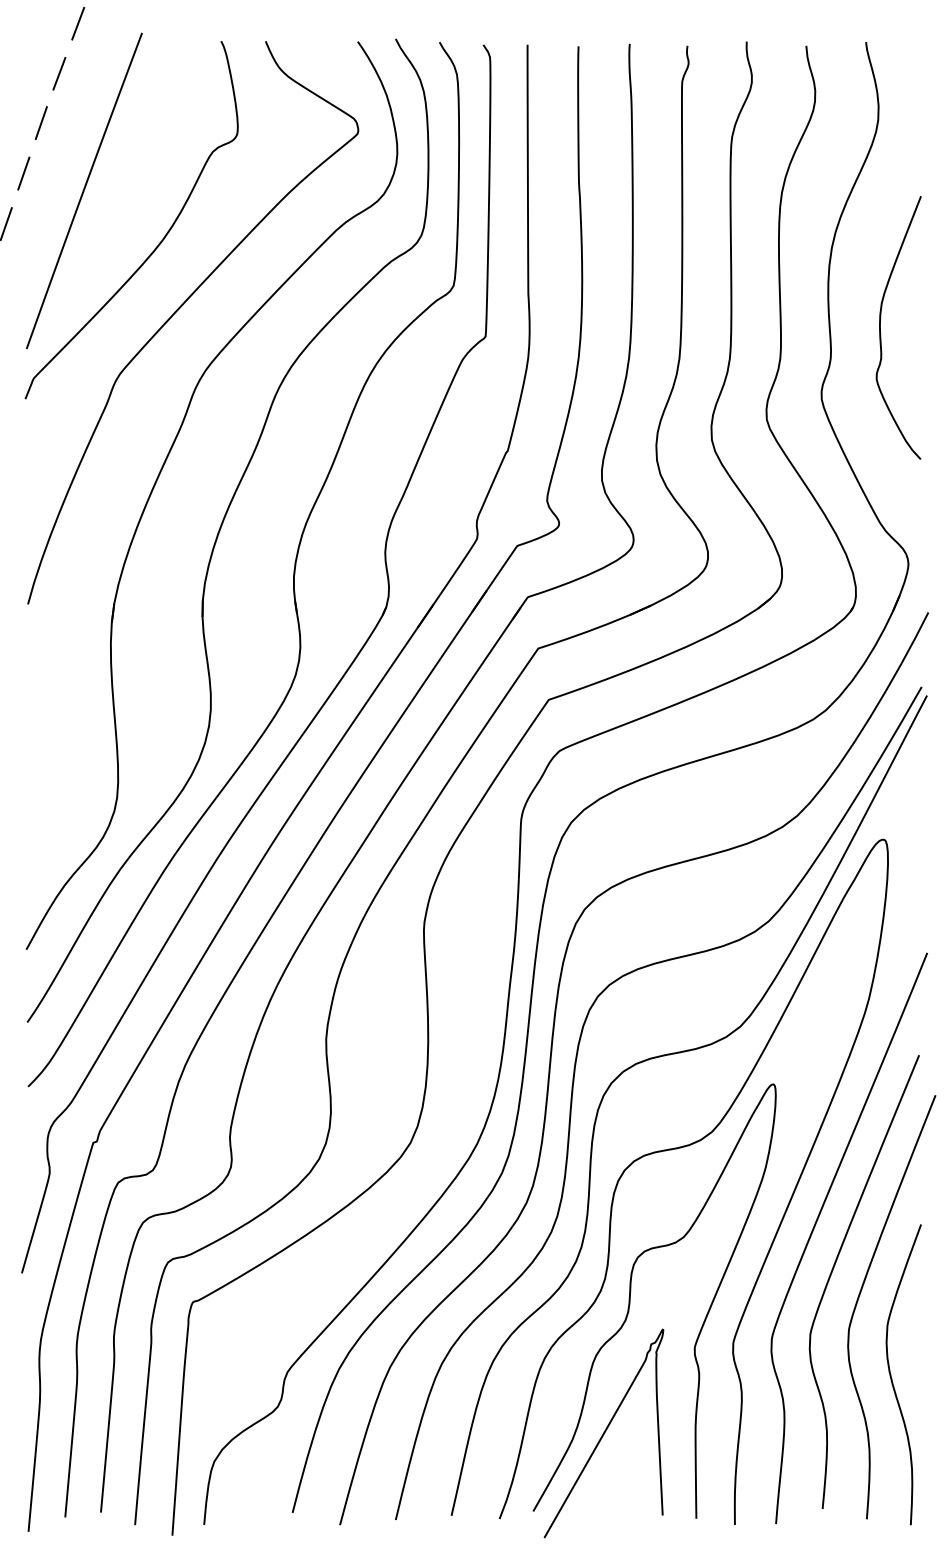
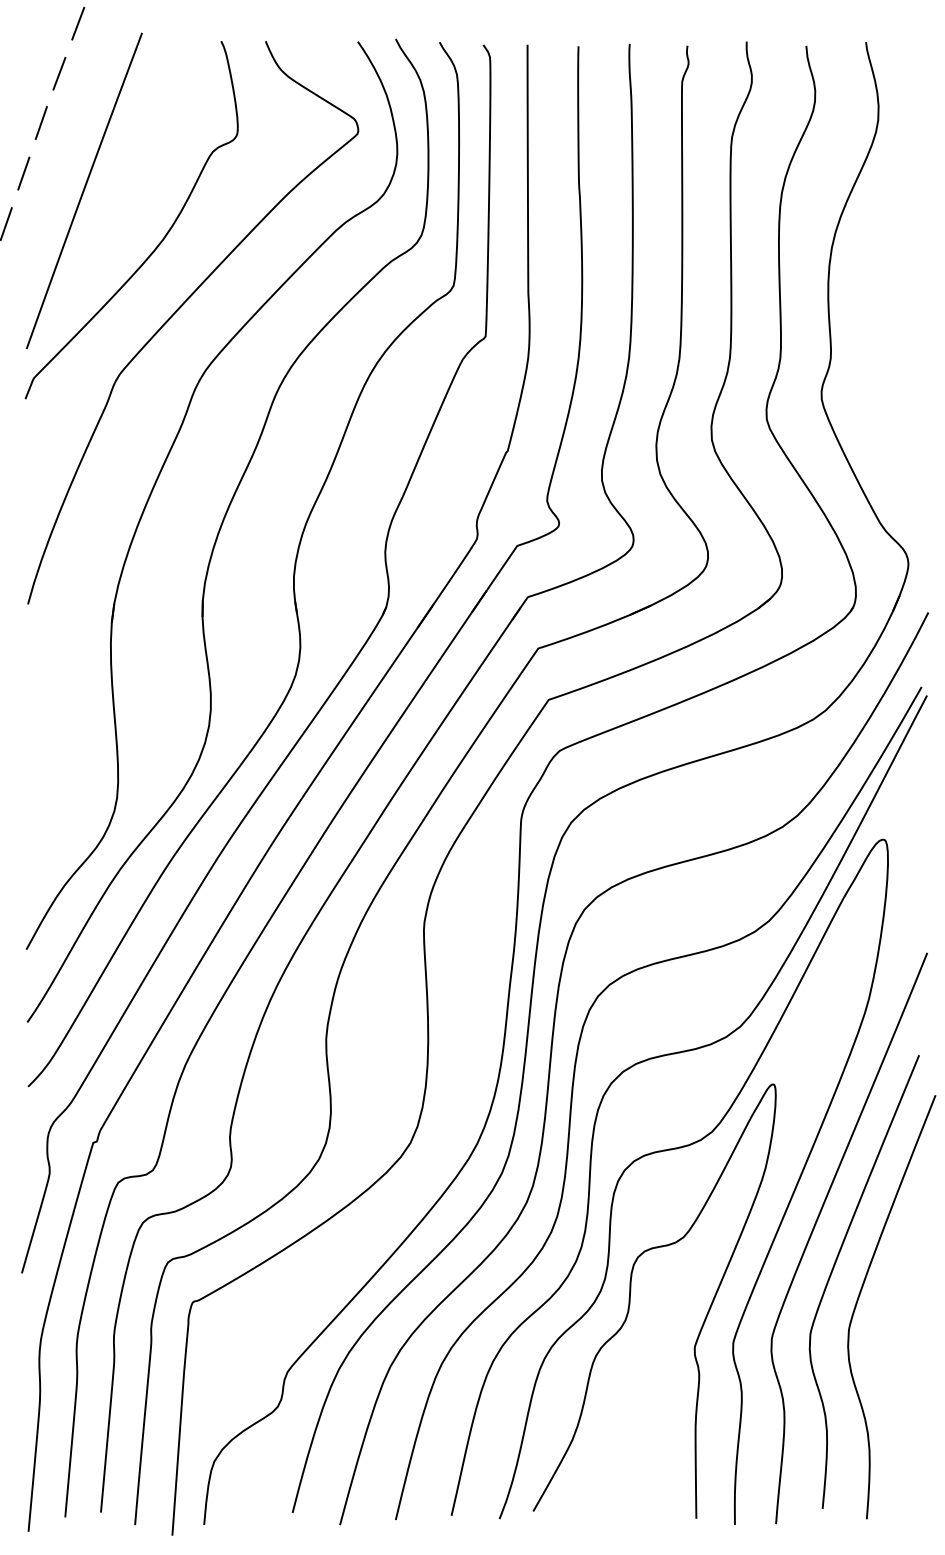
curve: present -> none (880, 327)
curve: present -> none (892, 1378)
curve: present -> none (603, 1433)
